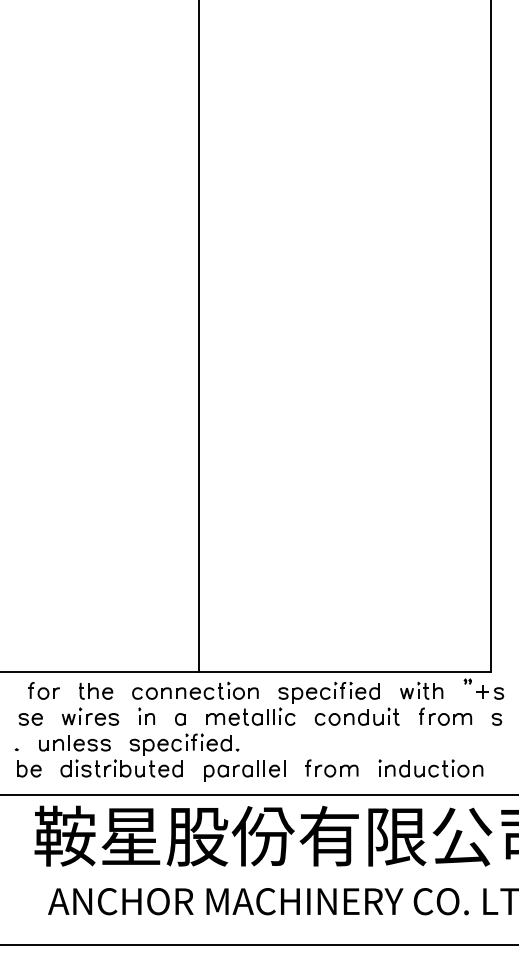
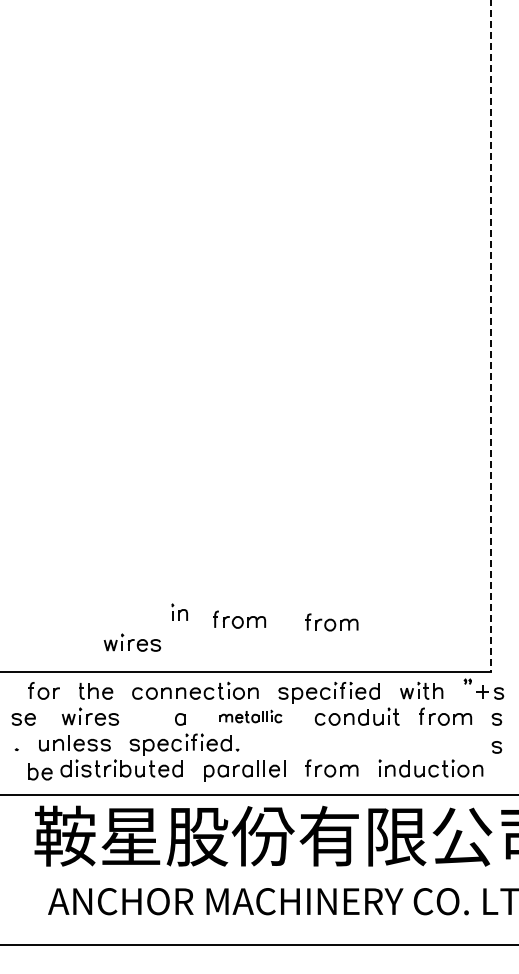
line: present -> none (199, 336)
line: solid -> dashed (490, 336)
part: none -> present (239, 619)
part: none -> present (331, 622)
part: none -> present (132, 642)
part position: (146, 715) -> (179, 611) (179, 611)
part size: 90x19 px -> 64x15 px (250, 716)
part position: (30, 719) -> (23, 719) (23, 719)
curve: none -> present (496, 747)
part position: (29, 768) -> (40, 771) (40, 771)
